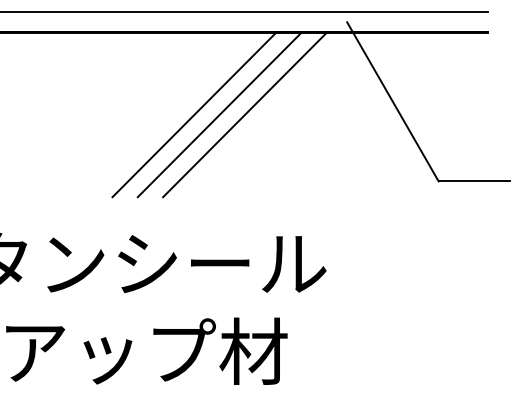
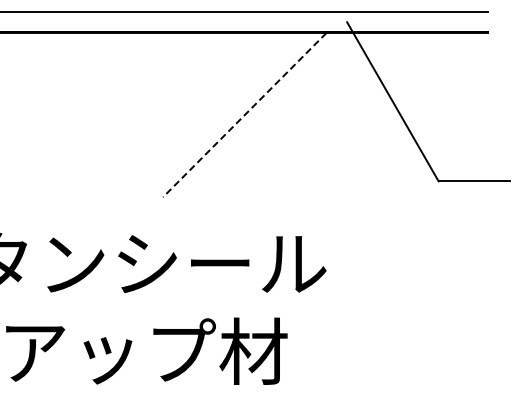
line: present -> none (193, 115)
line: present -> none (219, 115)
line: solid -> dashed (244, 115)
